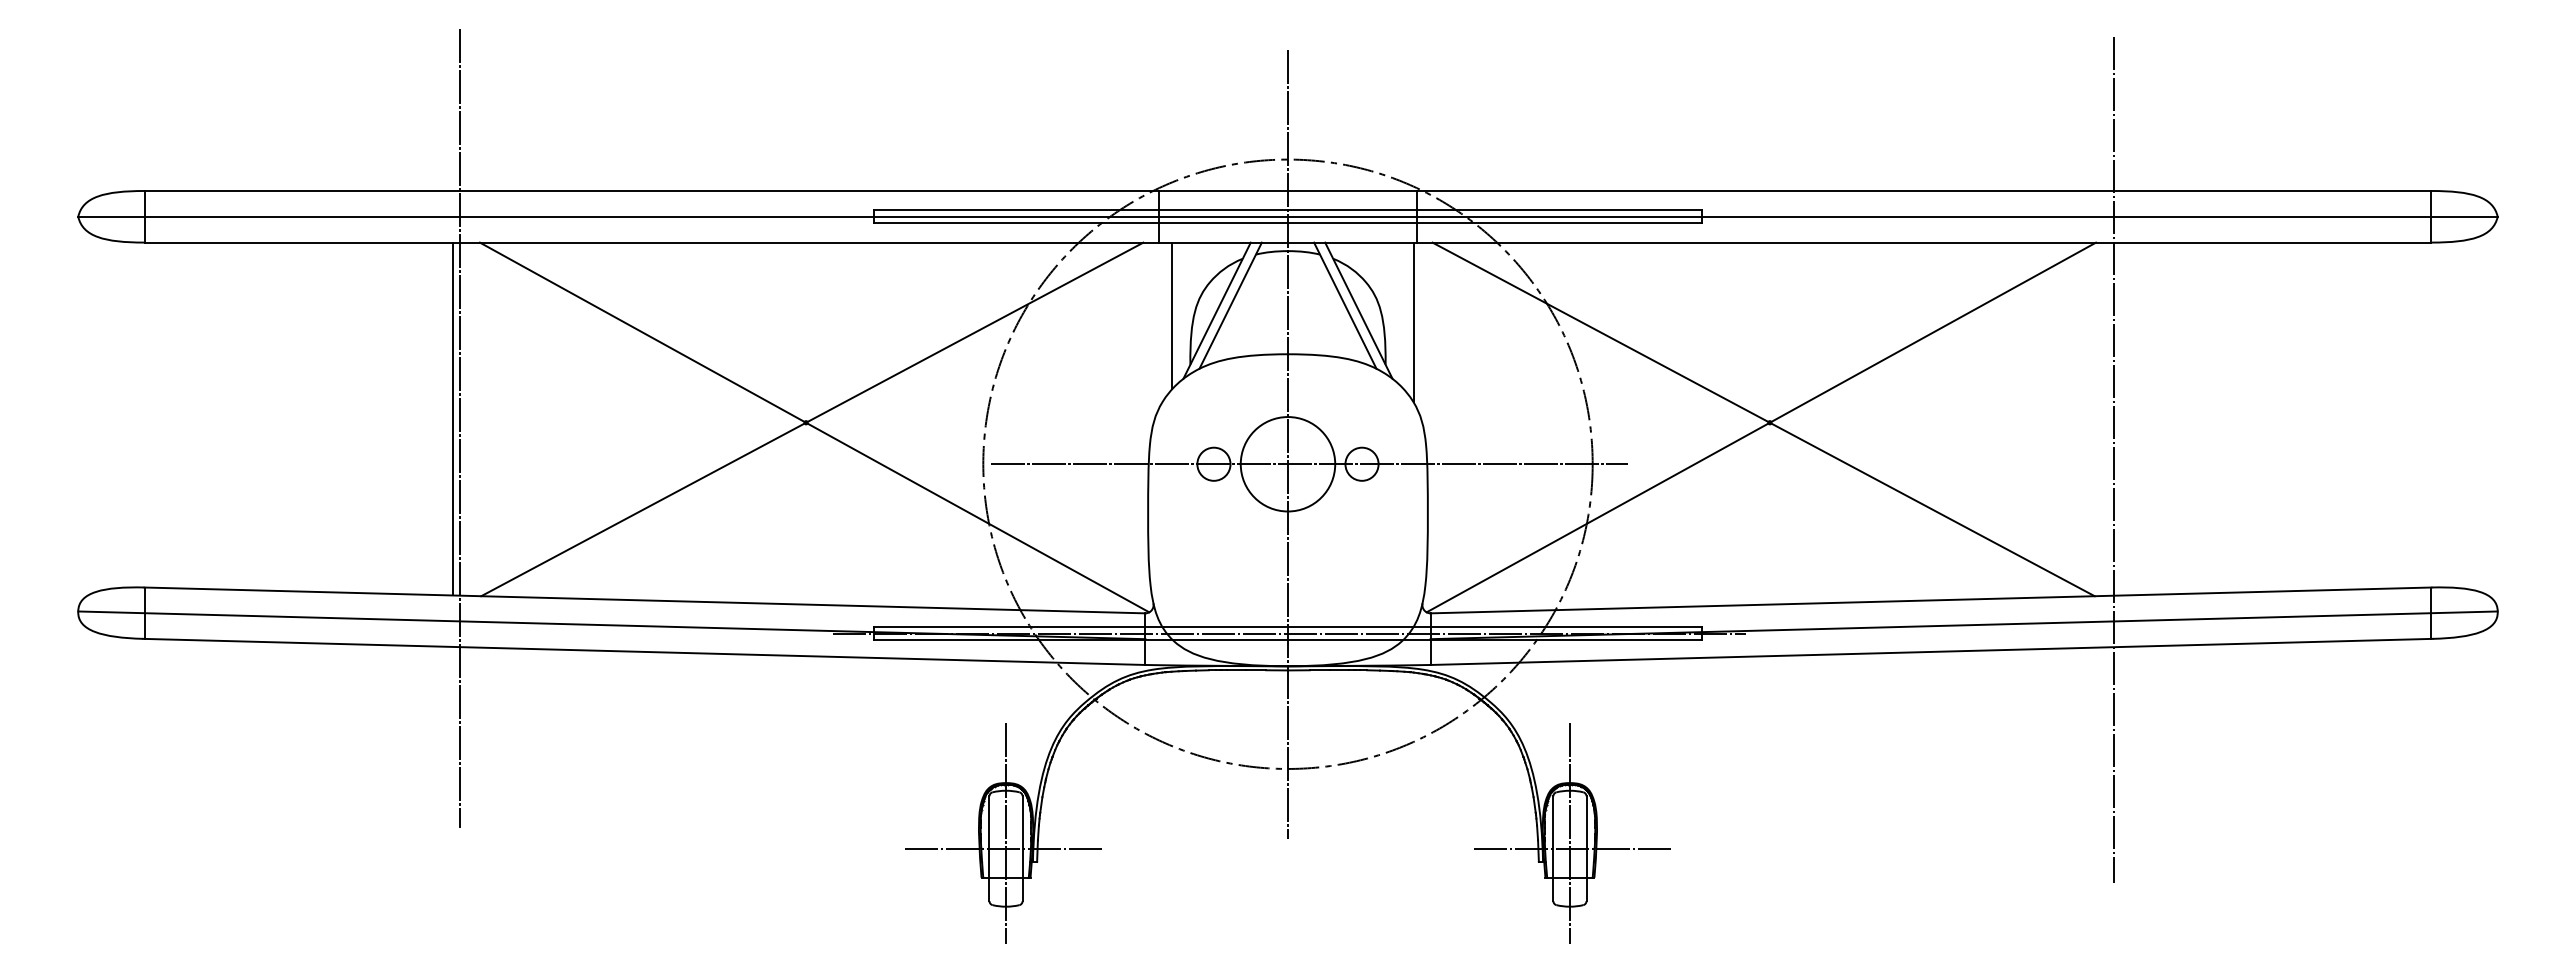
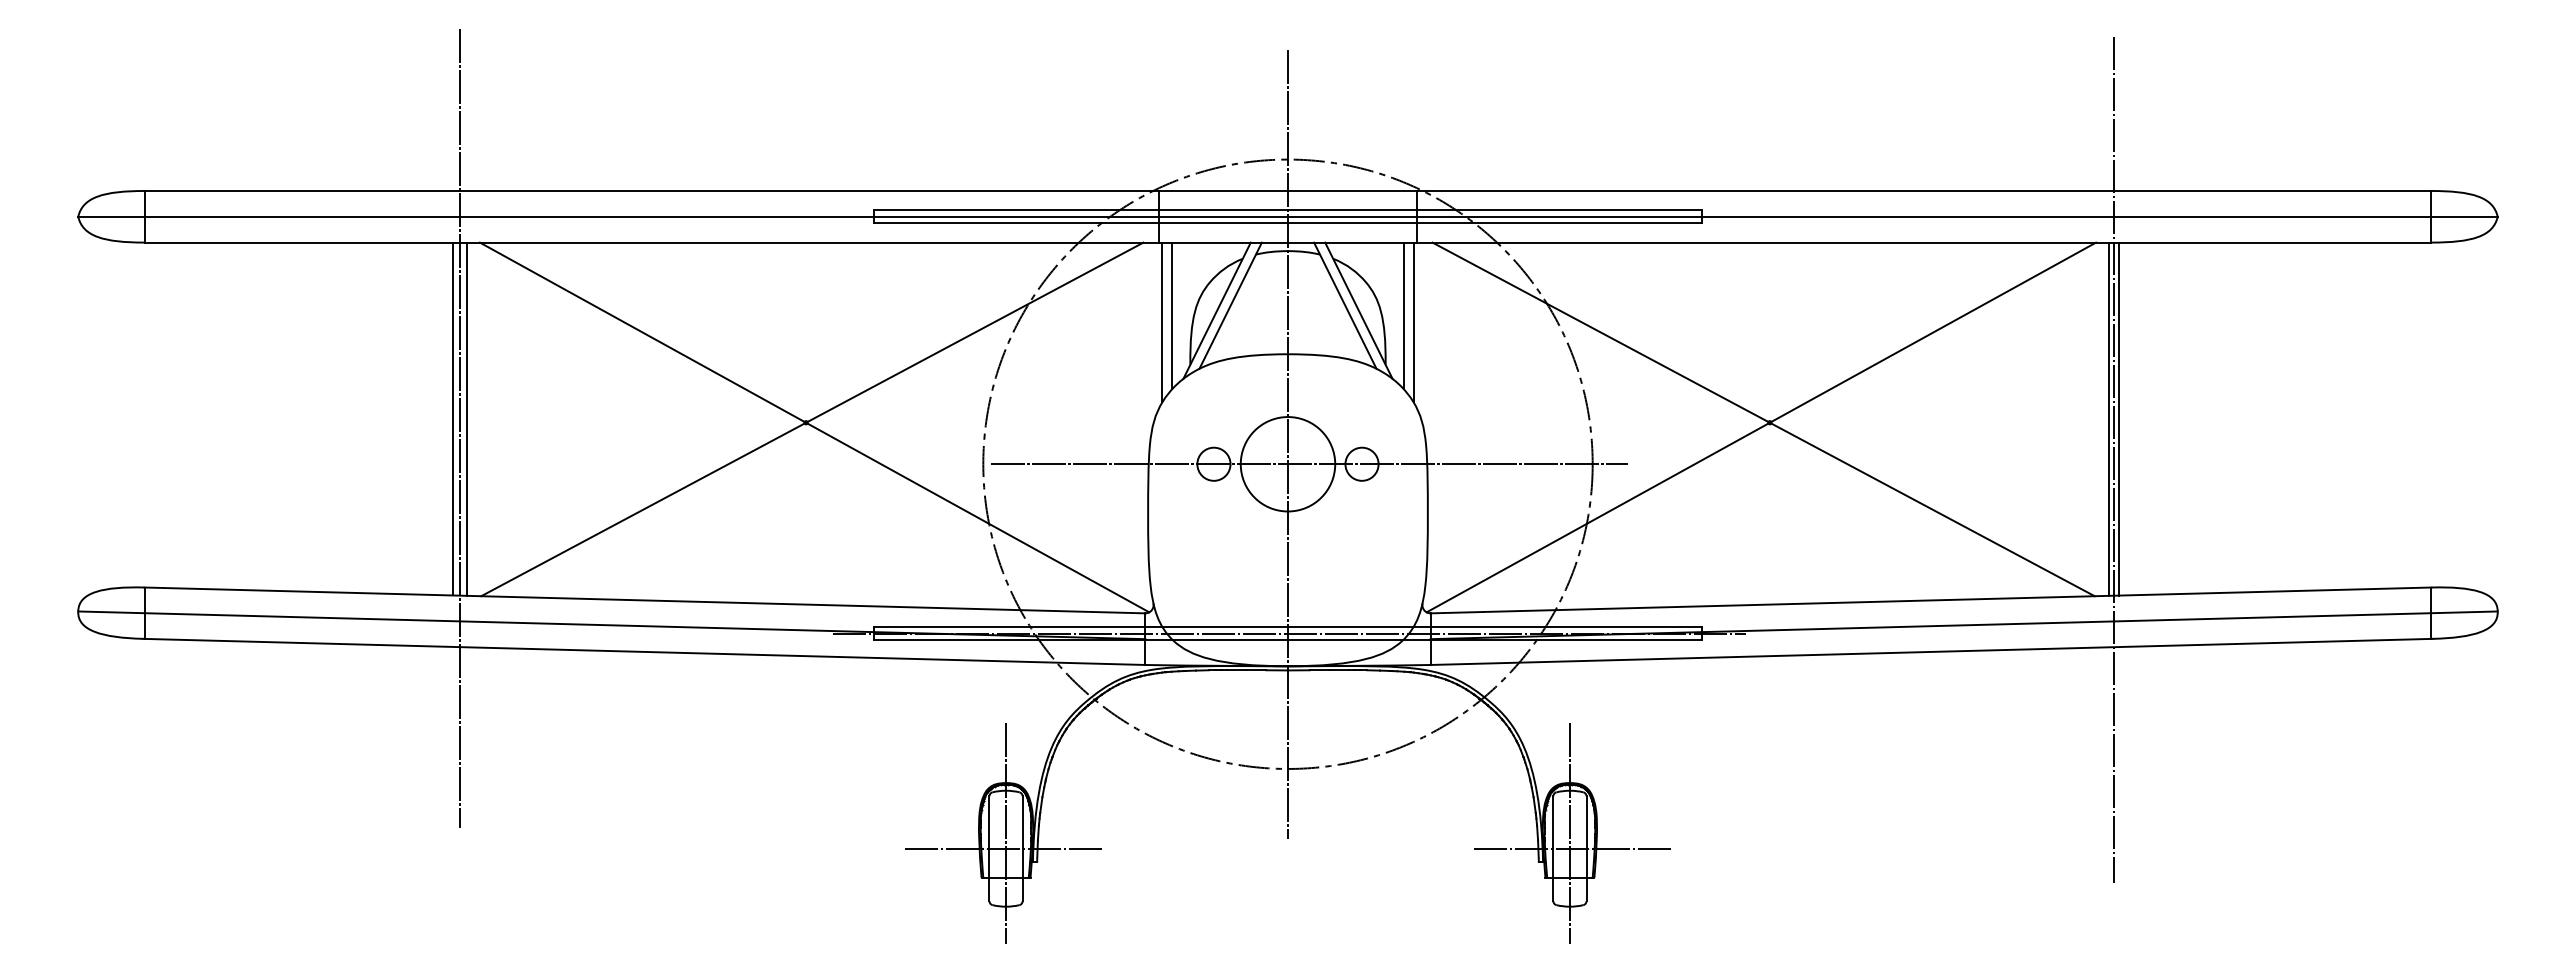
line: none -> present (1403, 315)
line: none -> present (1162, 322)
line: none -> present (466, 418)
line: none -> present (2108, 418)
line: none -> present (2118, 418)
